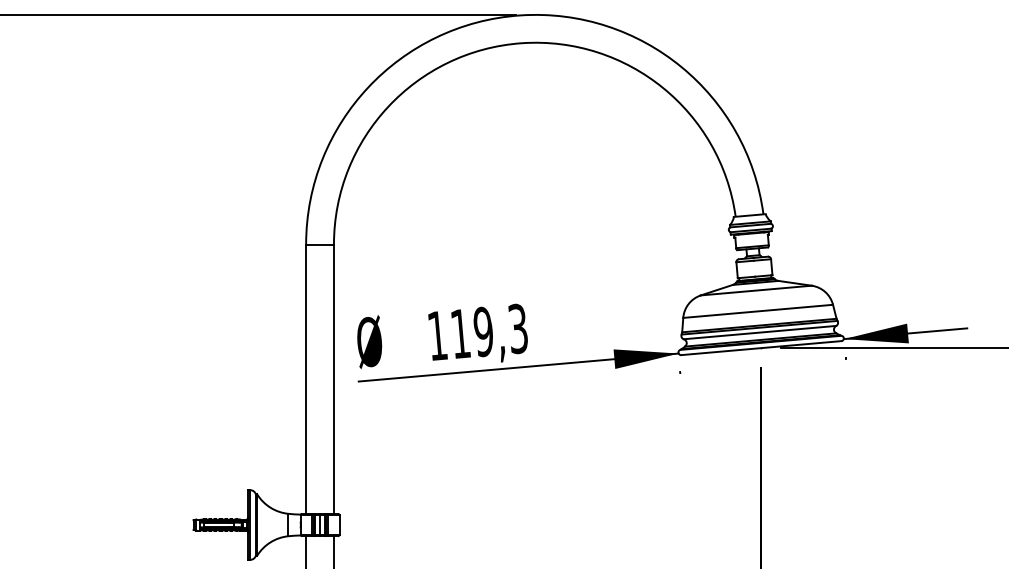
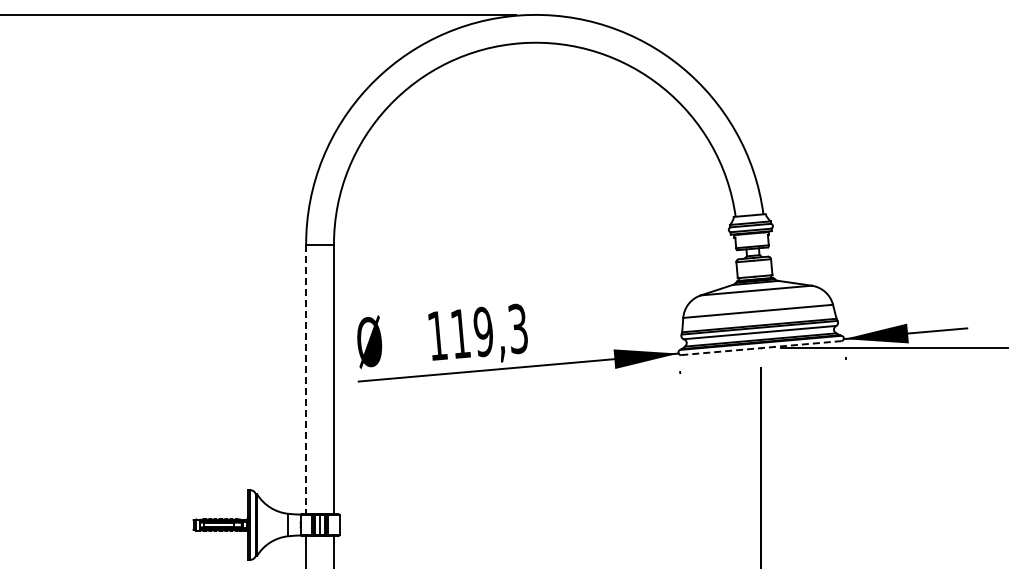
line: solid -> dashed (761, 348)
line: solid -> dashed (306, 379)
